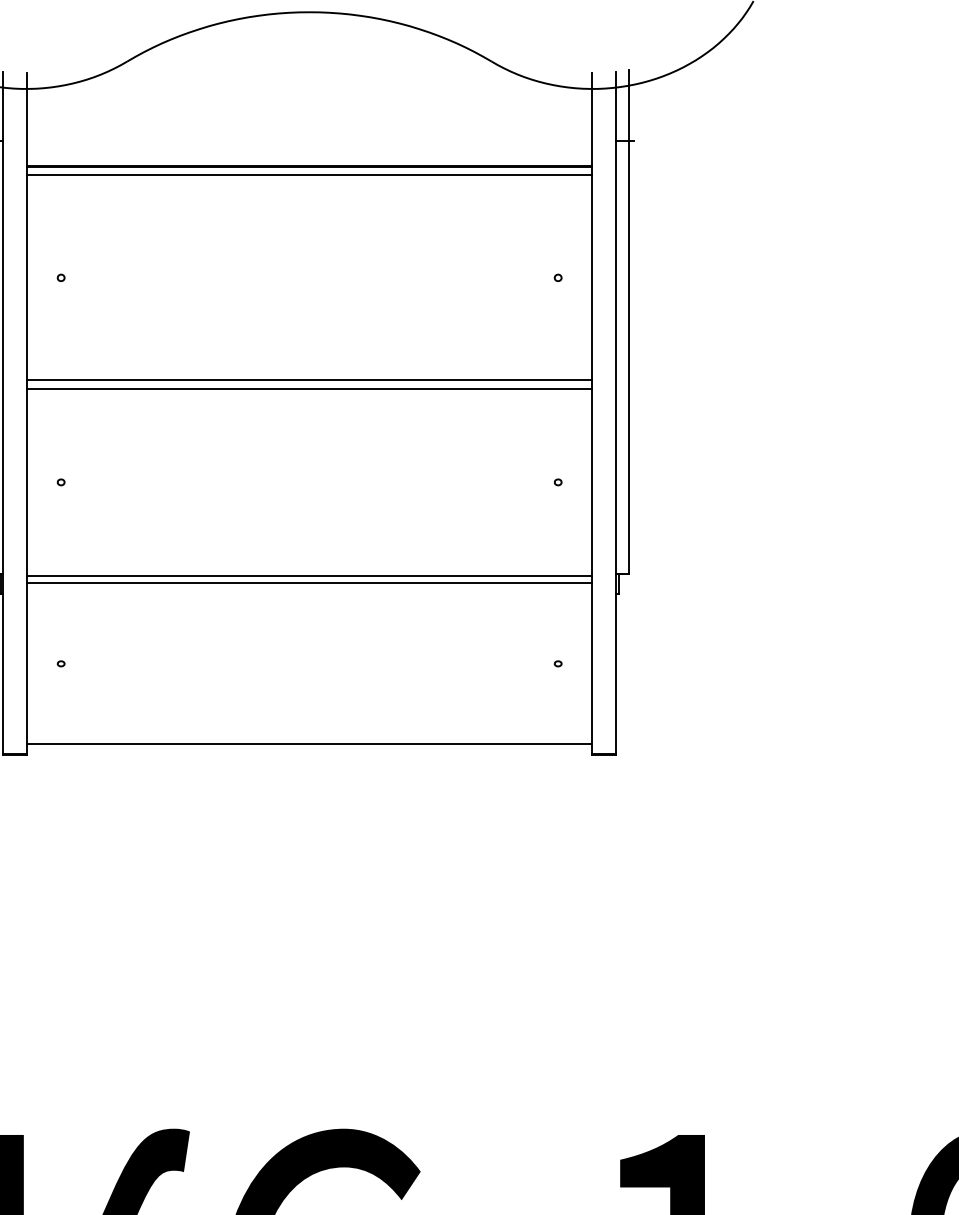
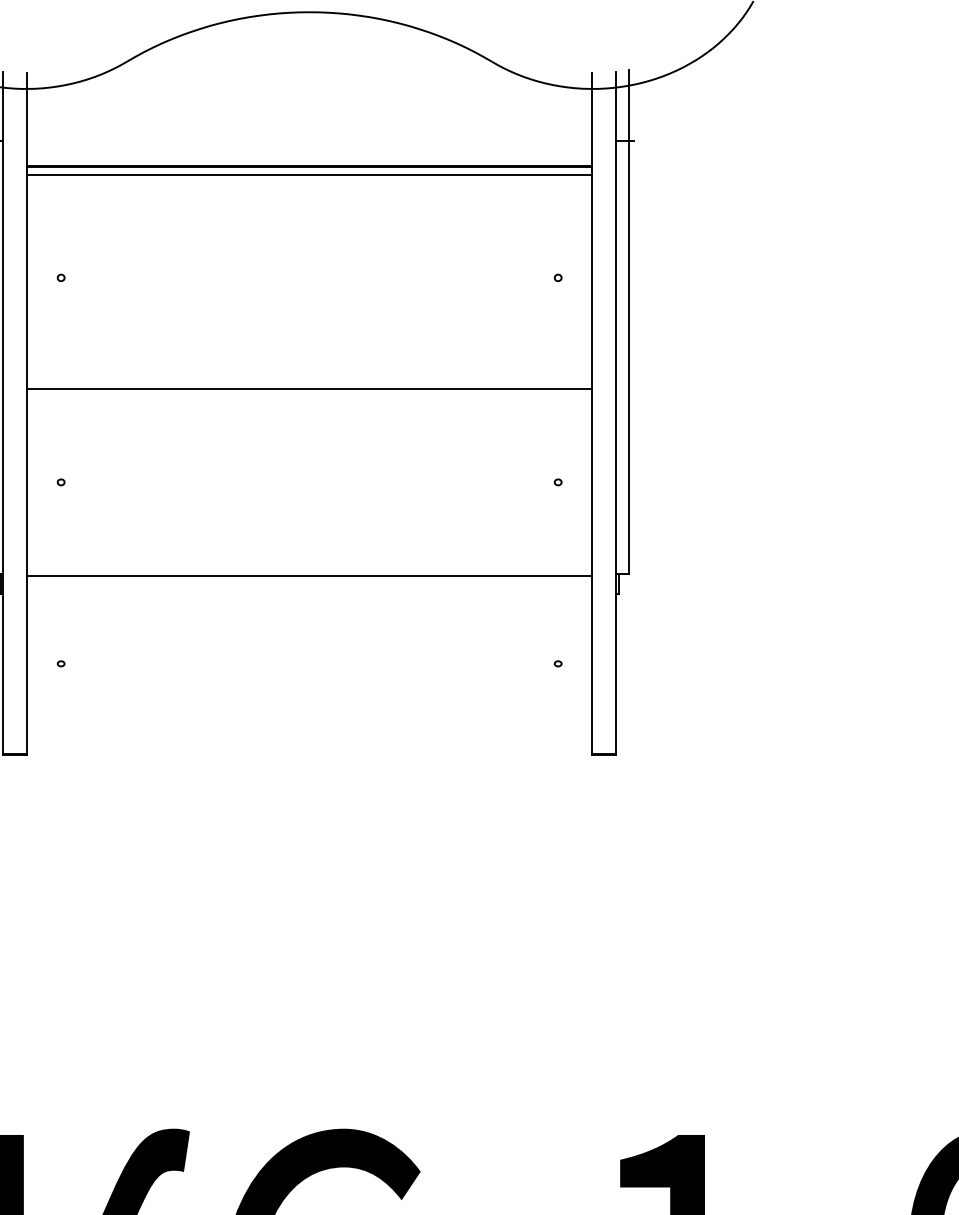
line: present -> none (309, 380)
line: present -> none (309, 583)
line: present -> none (309, 744)
